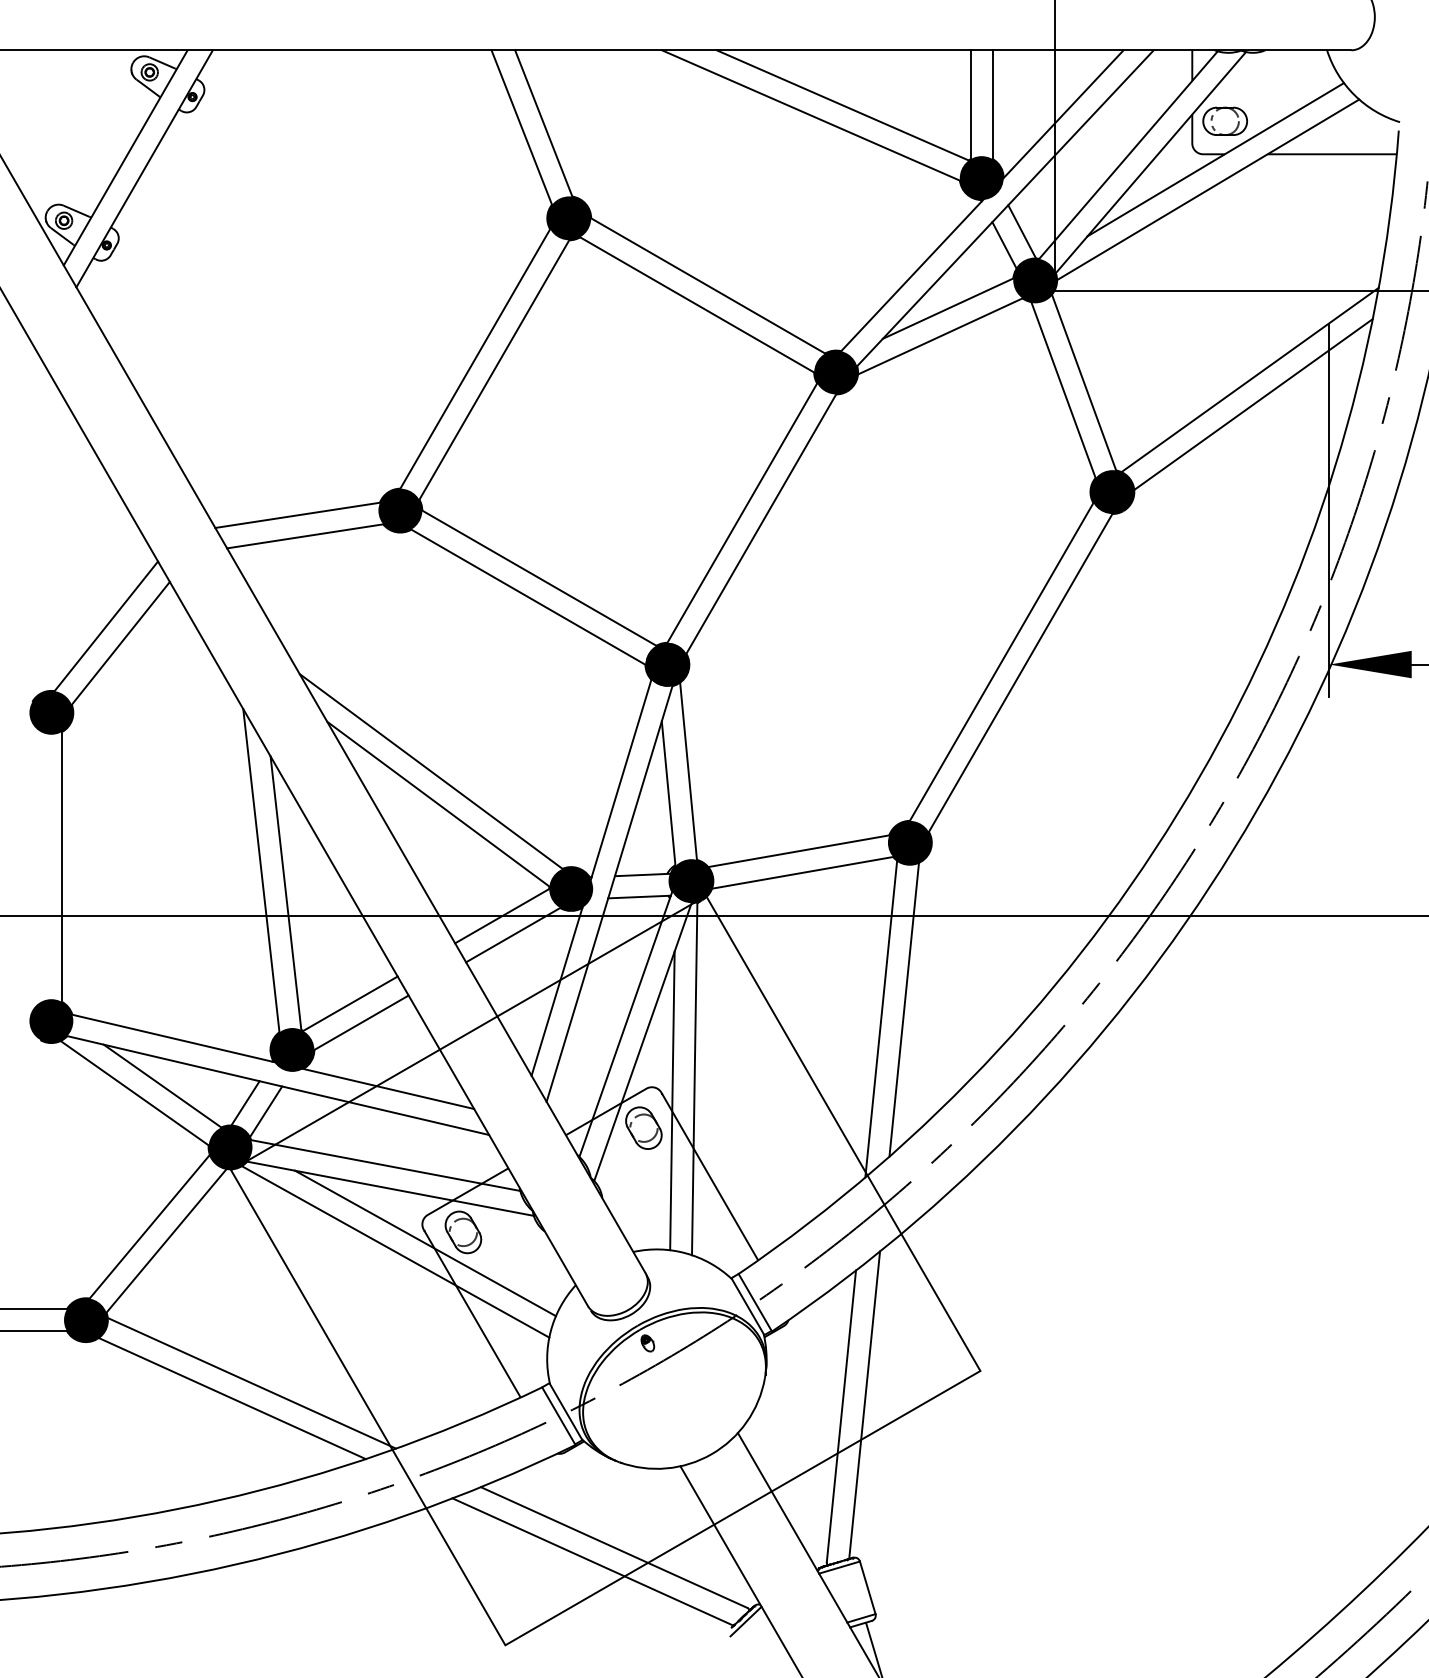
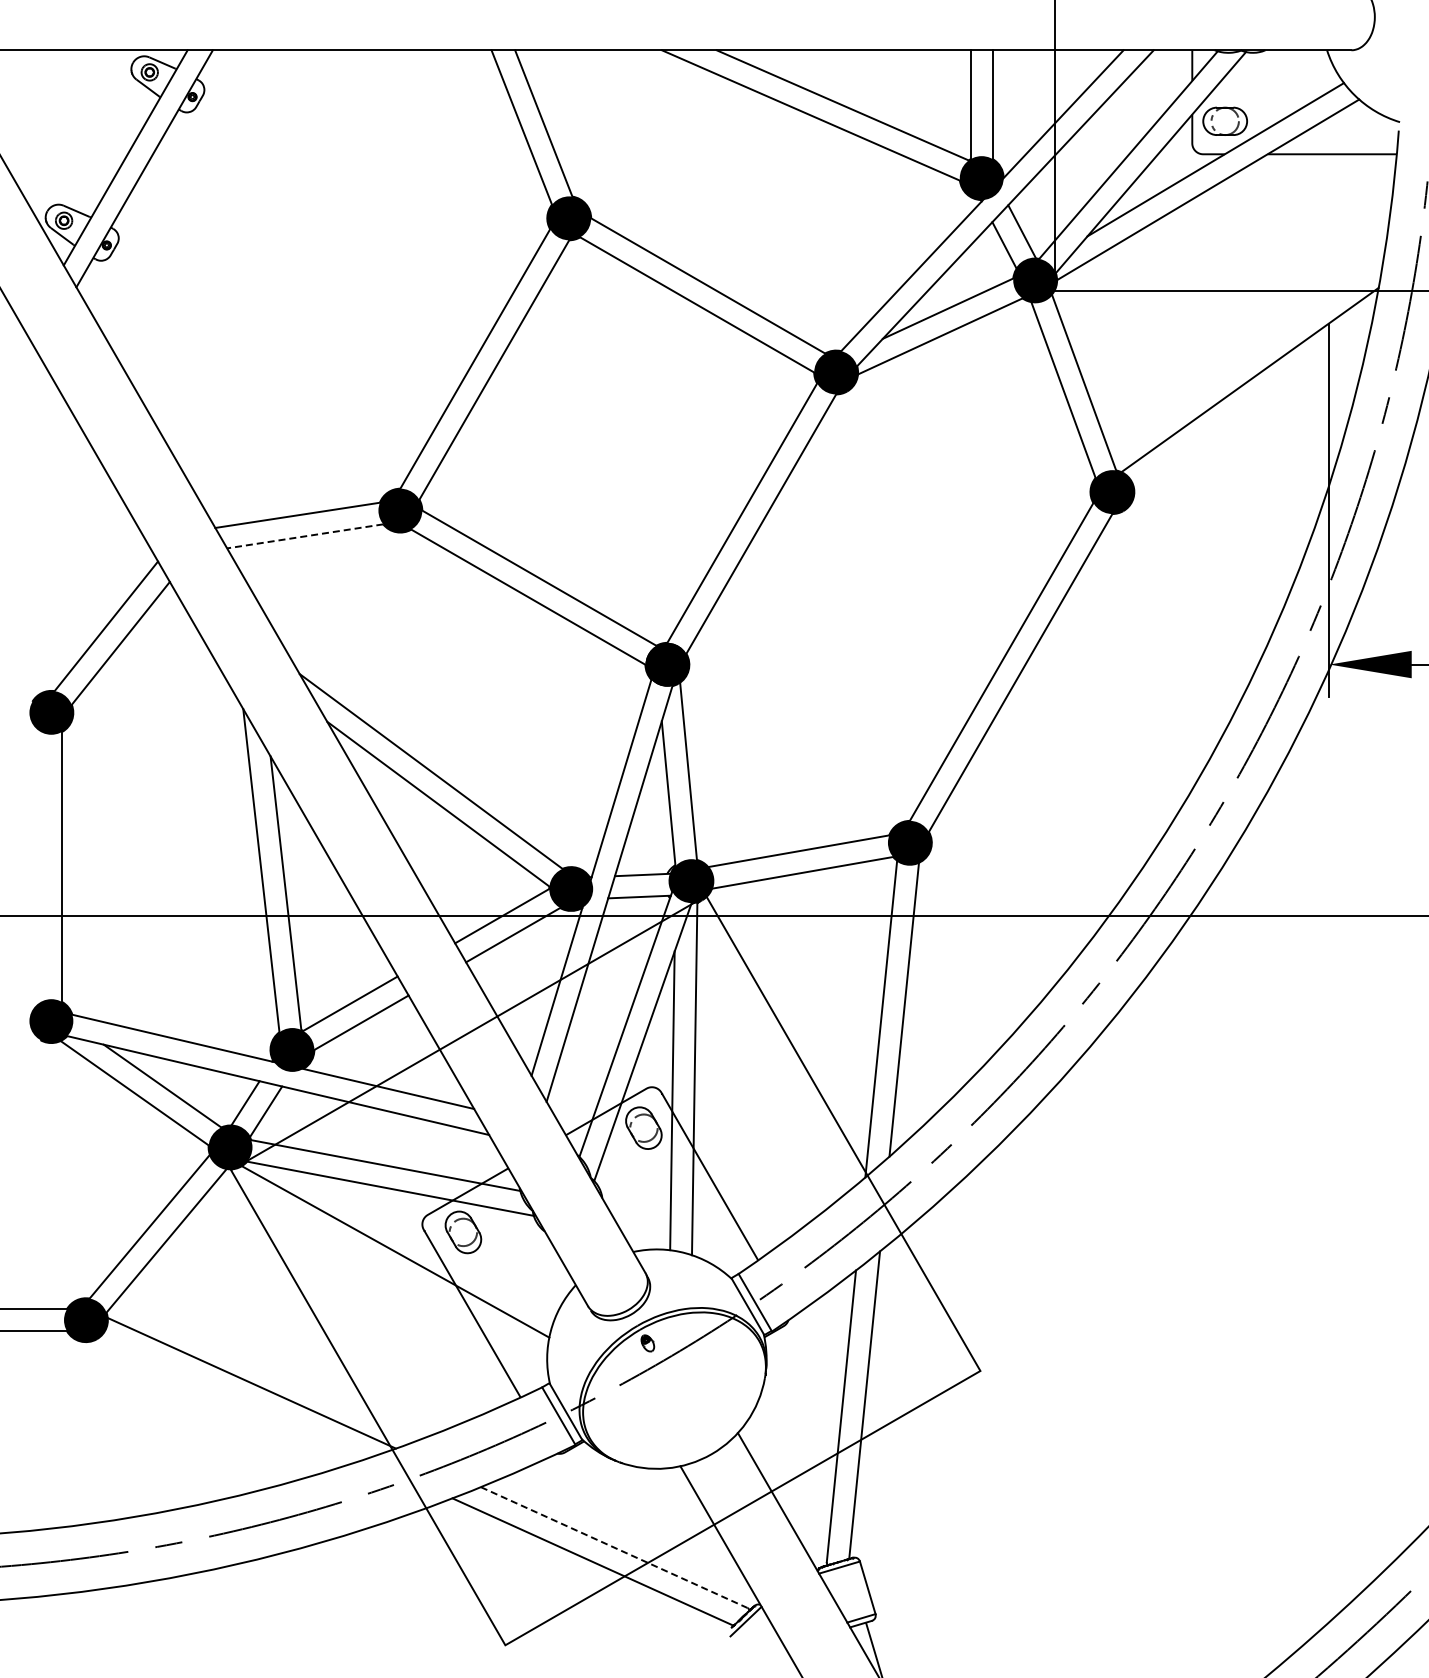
line: present -> none (1253, 404)
line: solid -> dashed (305, 536)
line: present -> none (424, 1243)
line: present -> none (231, 1398)
line: solid -> dashed (614, 1547)
